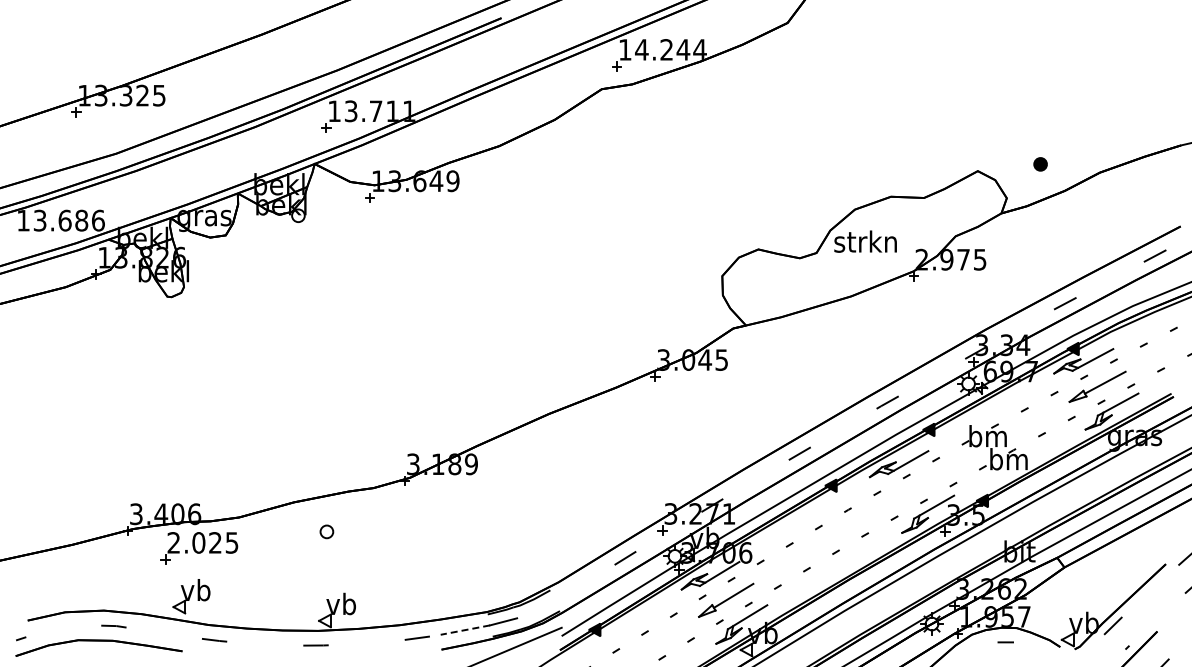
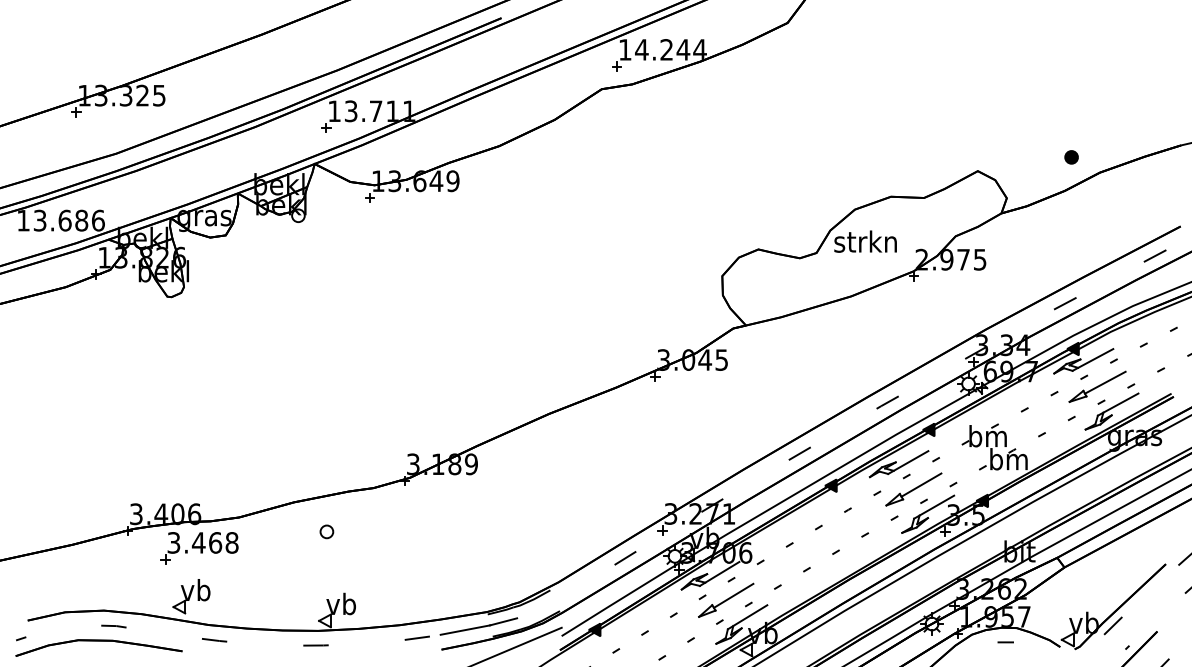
part position: (1040, 164) -> (1071, 157) (1071, 157)
part: none -> present (913, 489)
text: 2.025 -> 3.468 (202, 542)
line: dashed -> solid (464, 630)
